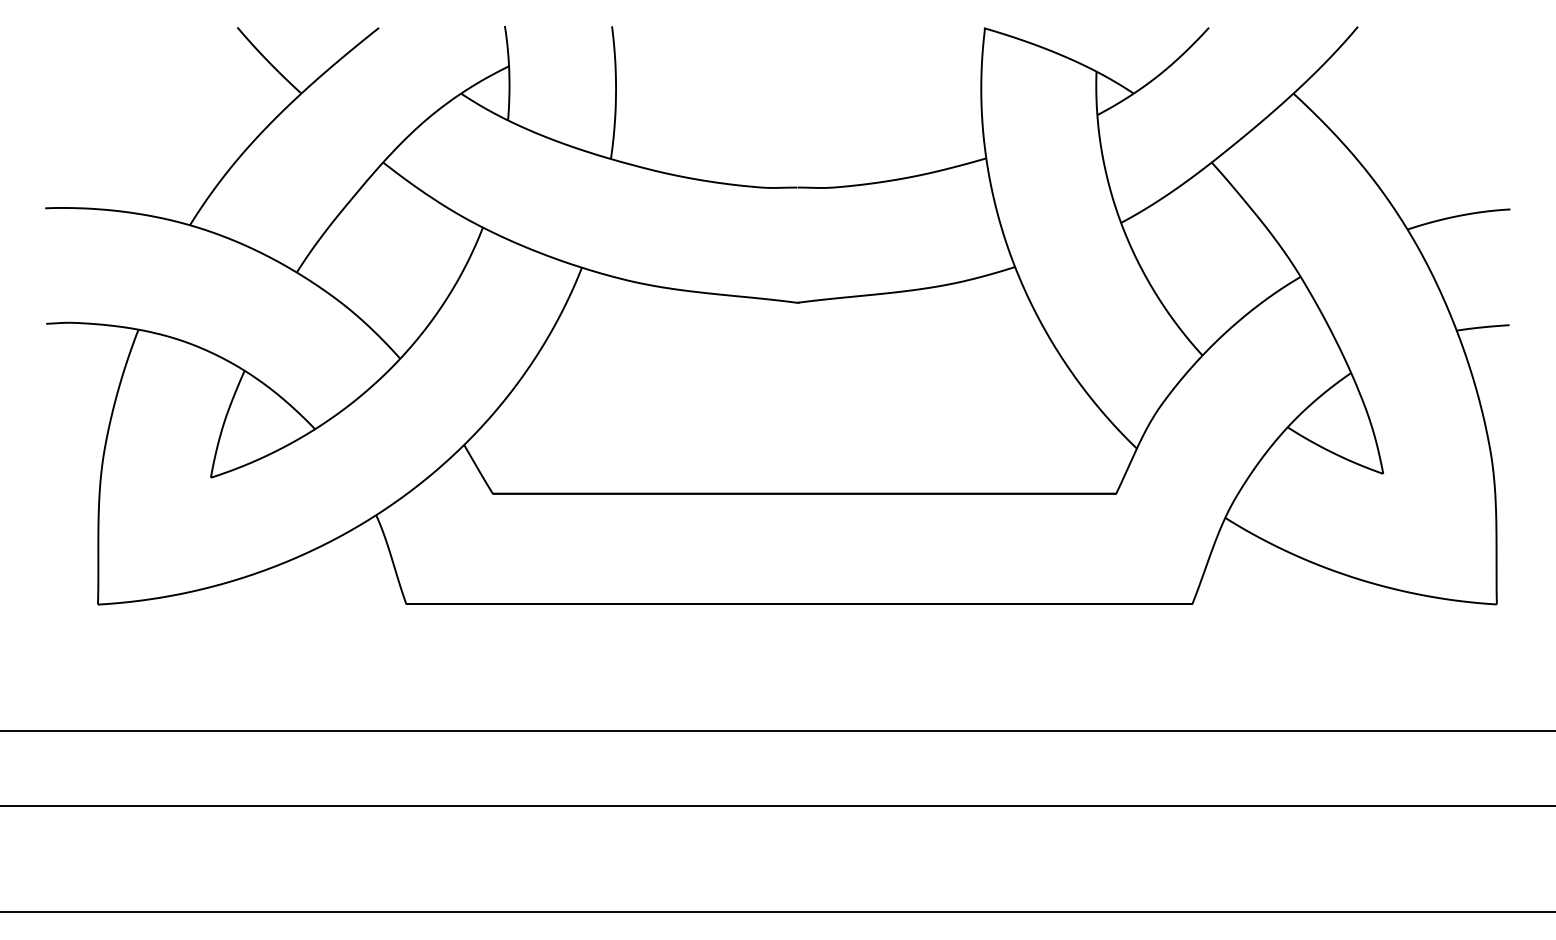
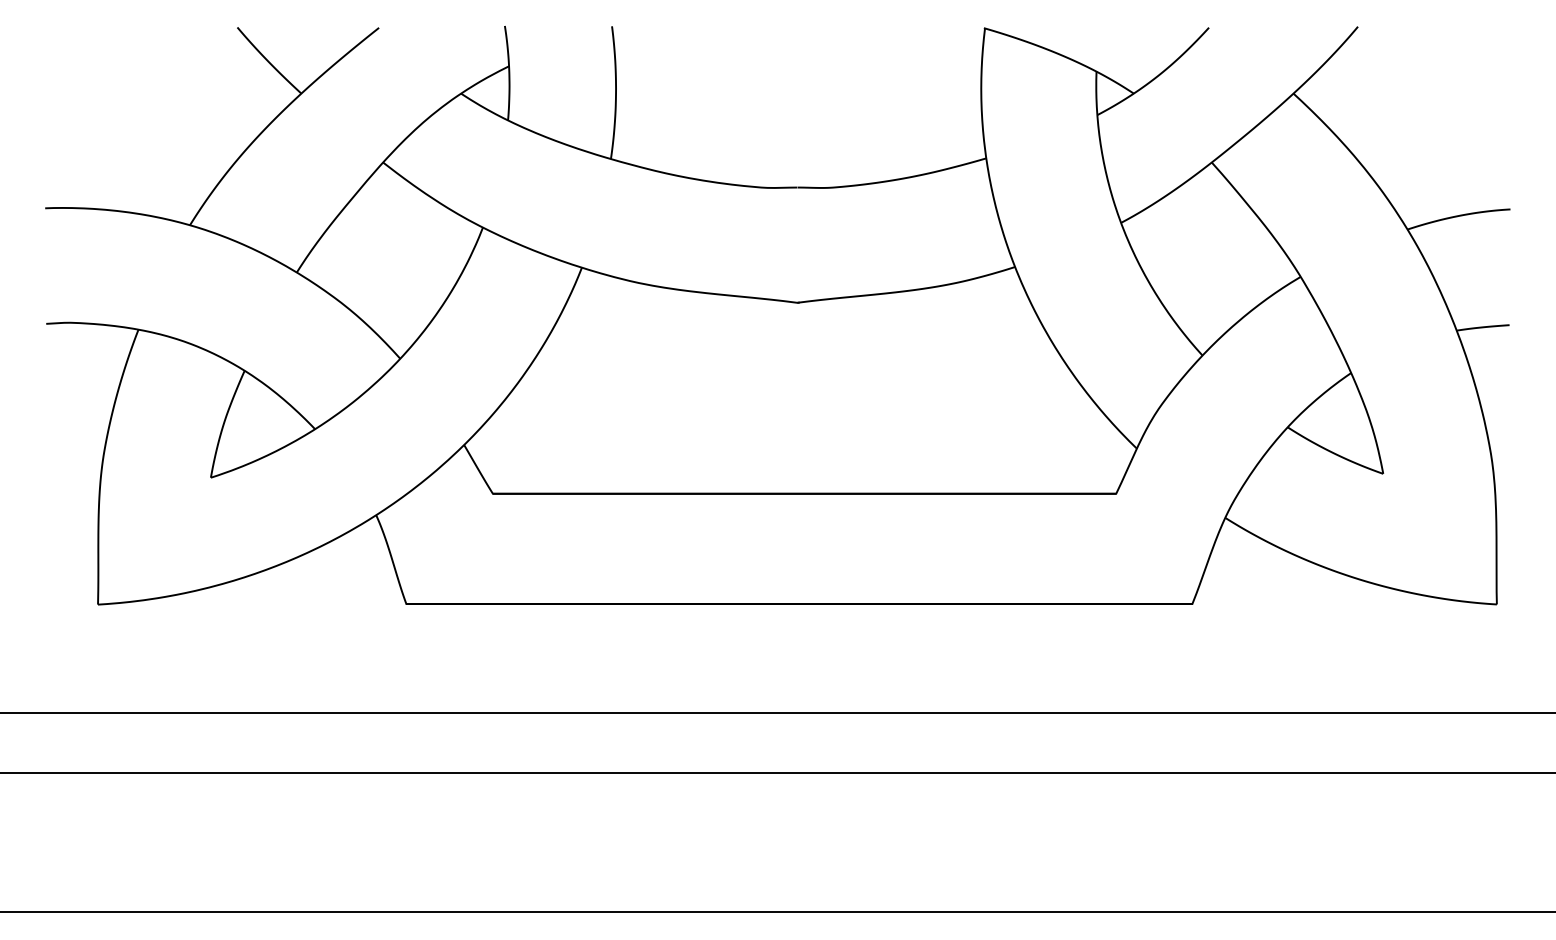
line position: (777, 731) -> (777, 713) (777, 713)
line position: (777, 806) -> (777, 773) (777, 773)
